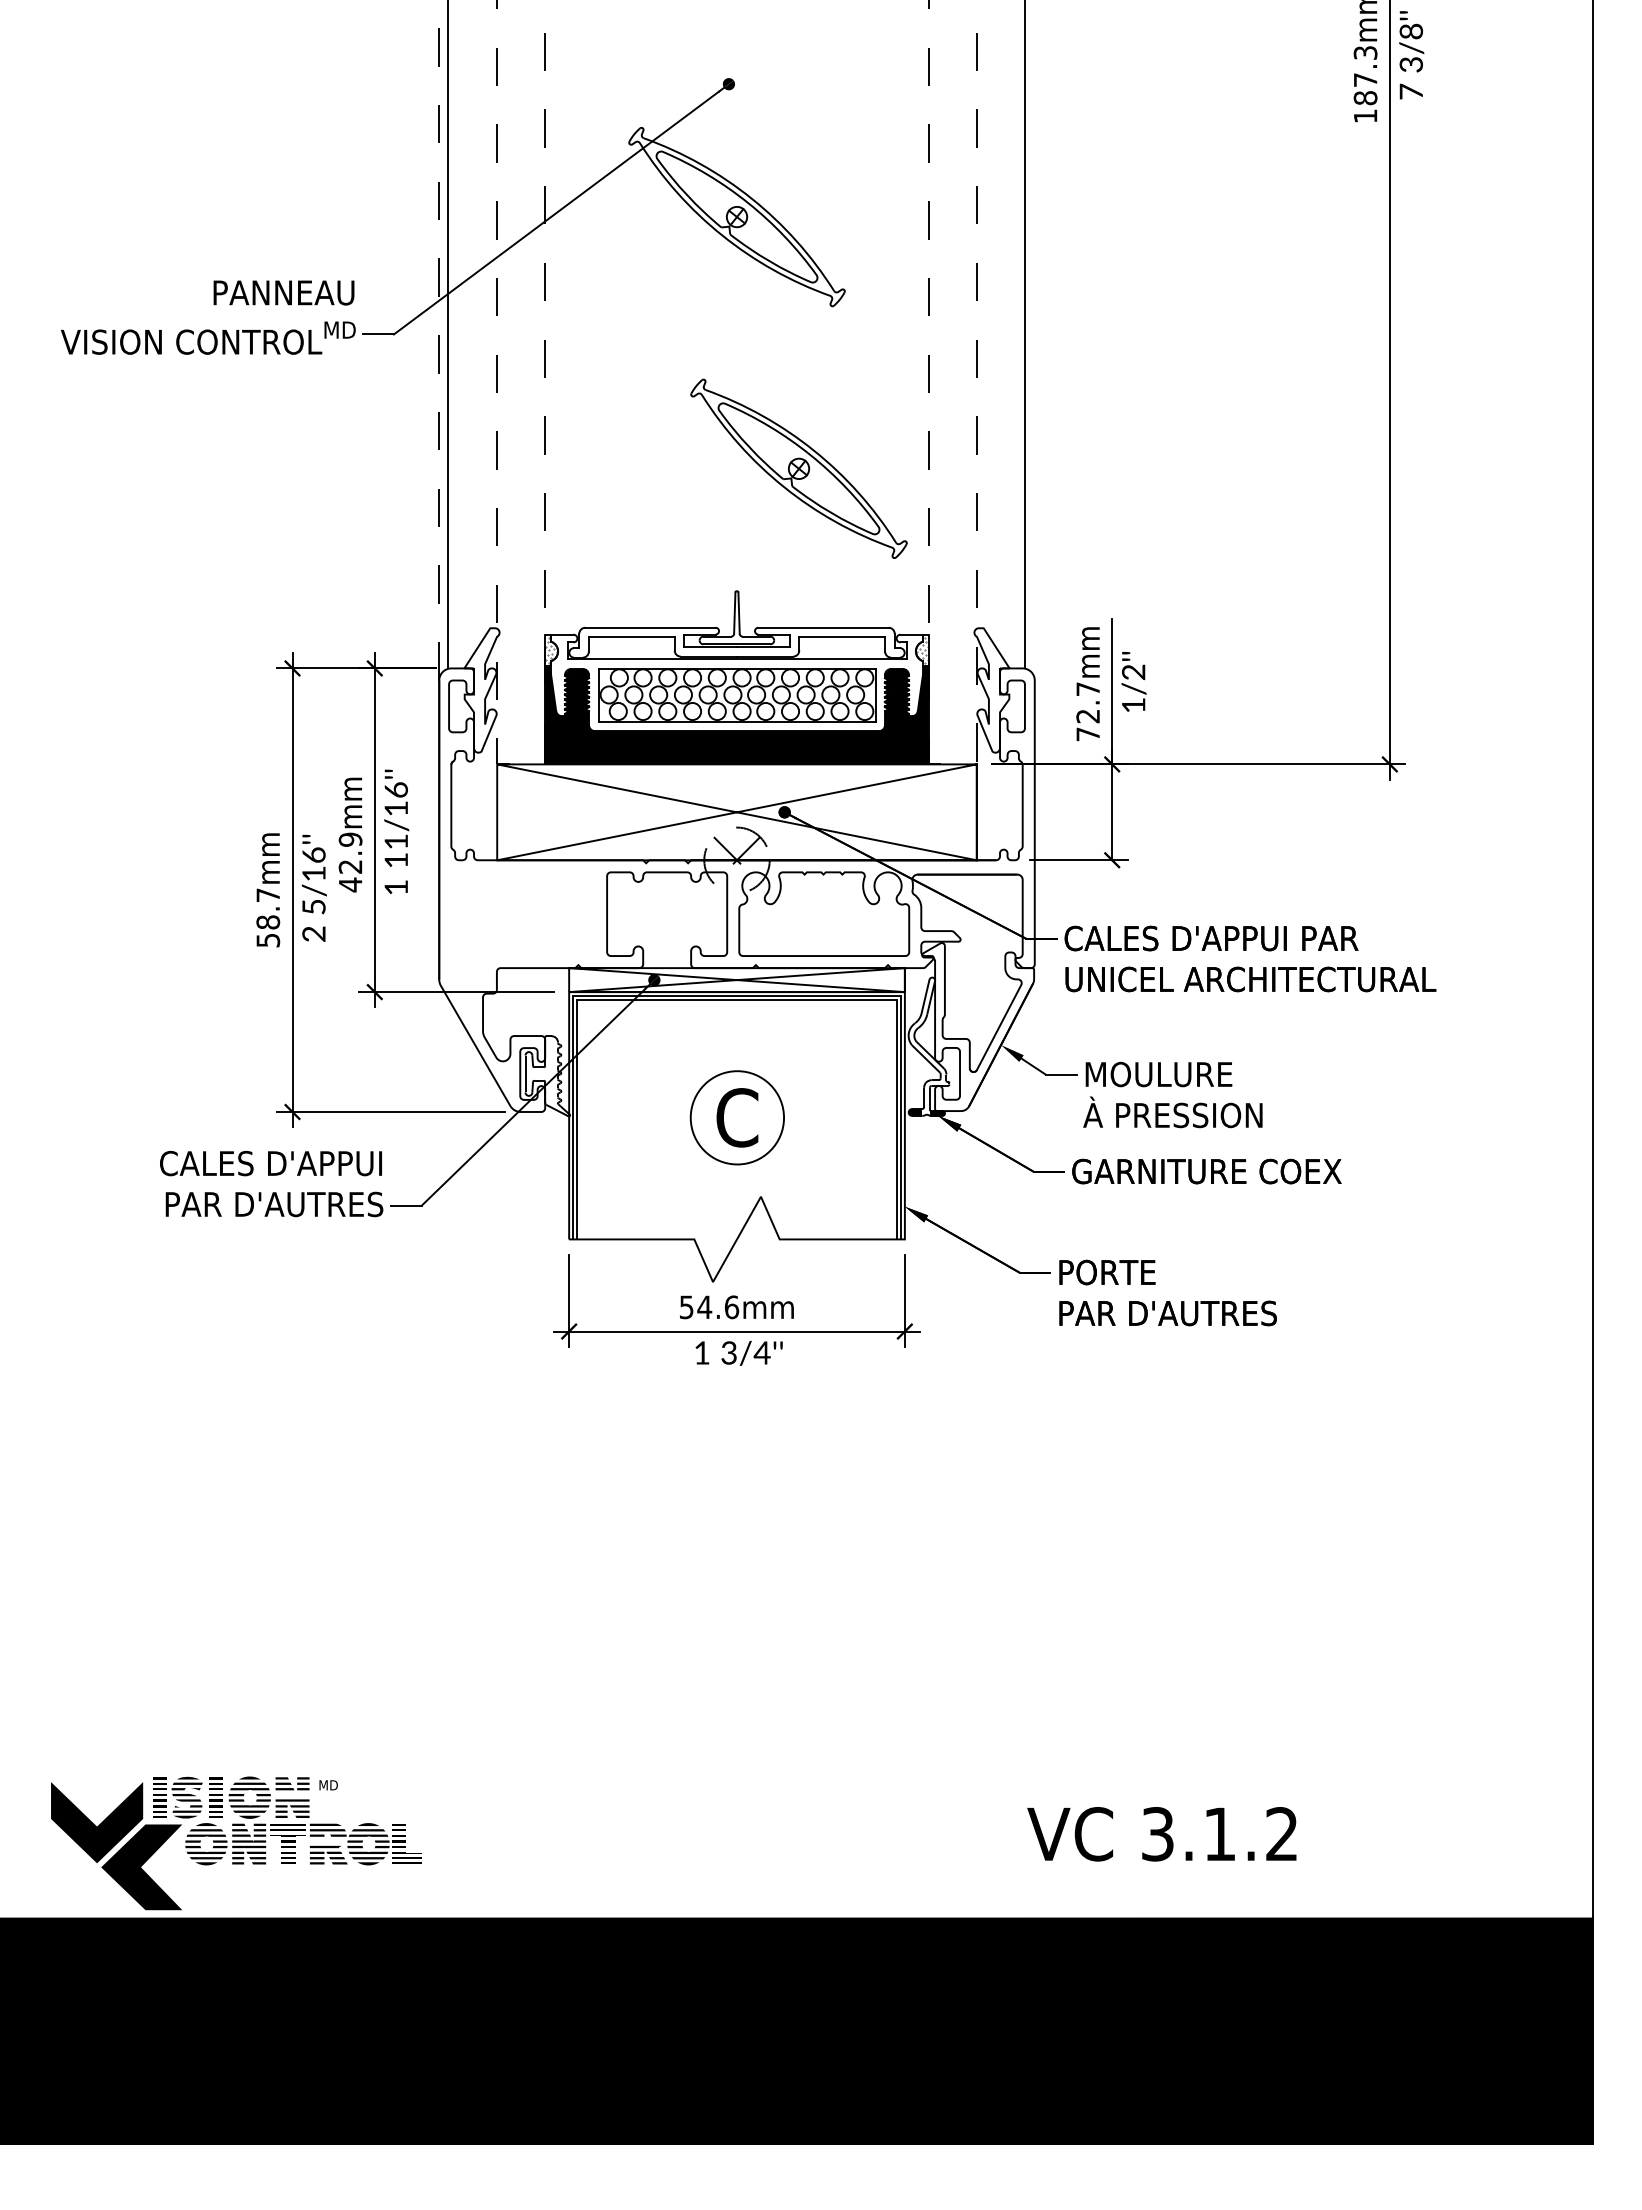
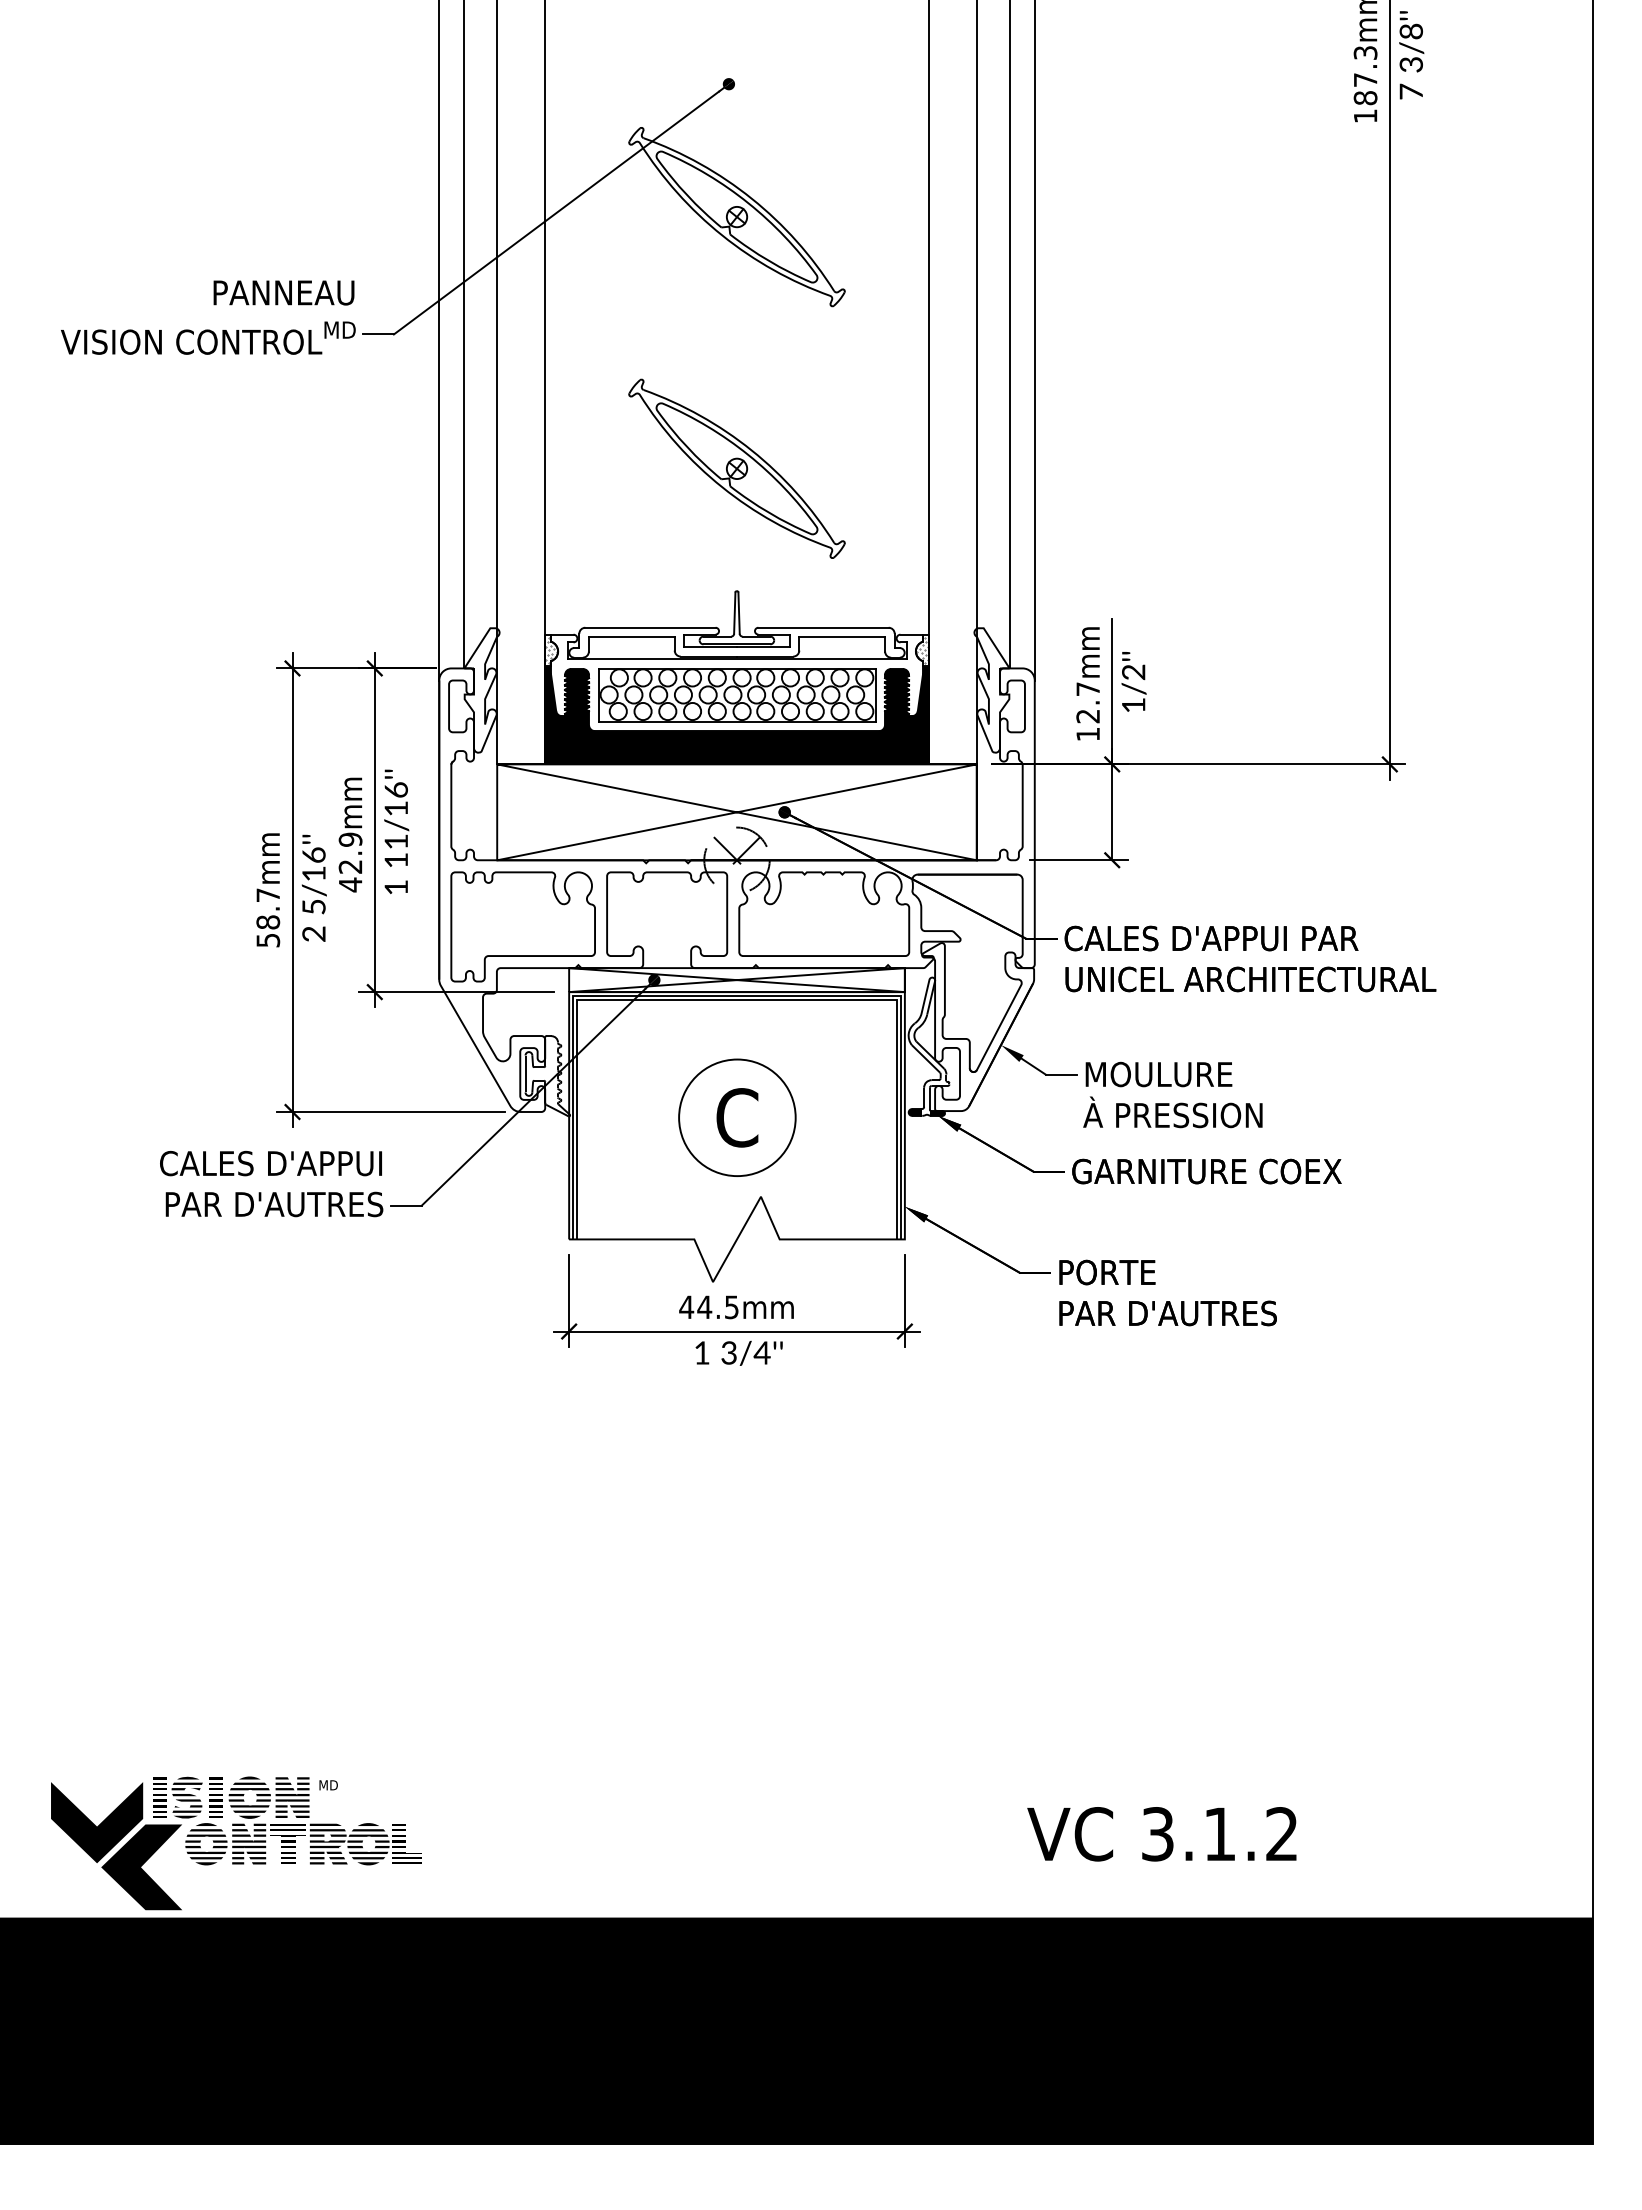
line position: (448, 335) -> (464, 335) (464, 335)
line position: (1024, 335) -> (1009, 335) (1009, 335)
line: dashed -> solid (439, 340)
line: none -> present (1034, 341)
part position: (798, 468) -> (736, 468) (736, 468)
text: 72.7mm -> 12.7mm (1087, 734)
line: dashed -> solid (521, 764)
line: dashed -> solid (952, 764)
part: none -> present (522, 926)
circle diameter: 93 px -> 117 px (737, 1117)
text: 54.6mm -> 44.5mm (709, 1307)
fill: none -> present (292, 1794)
fill: none -> present (327, 1841)
